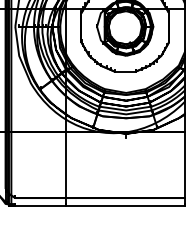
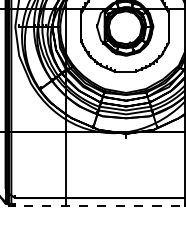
line: solid -> dashed (100, 205)
